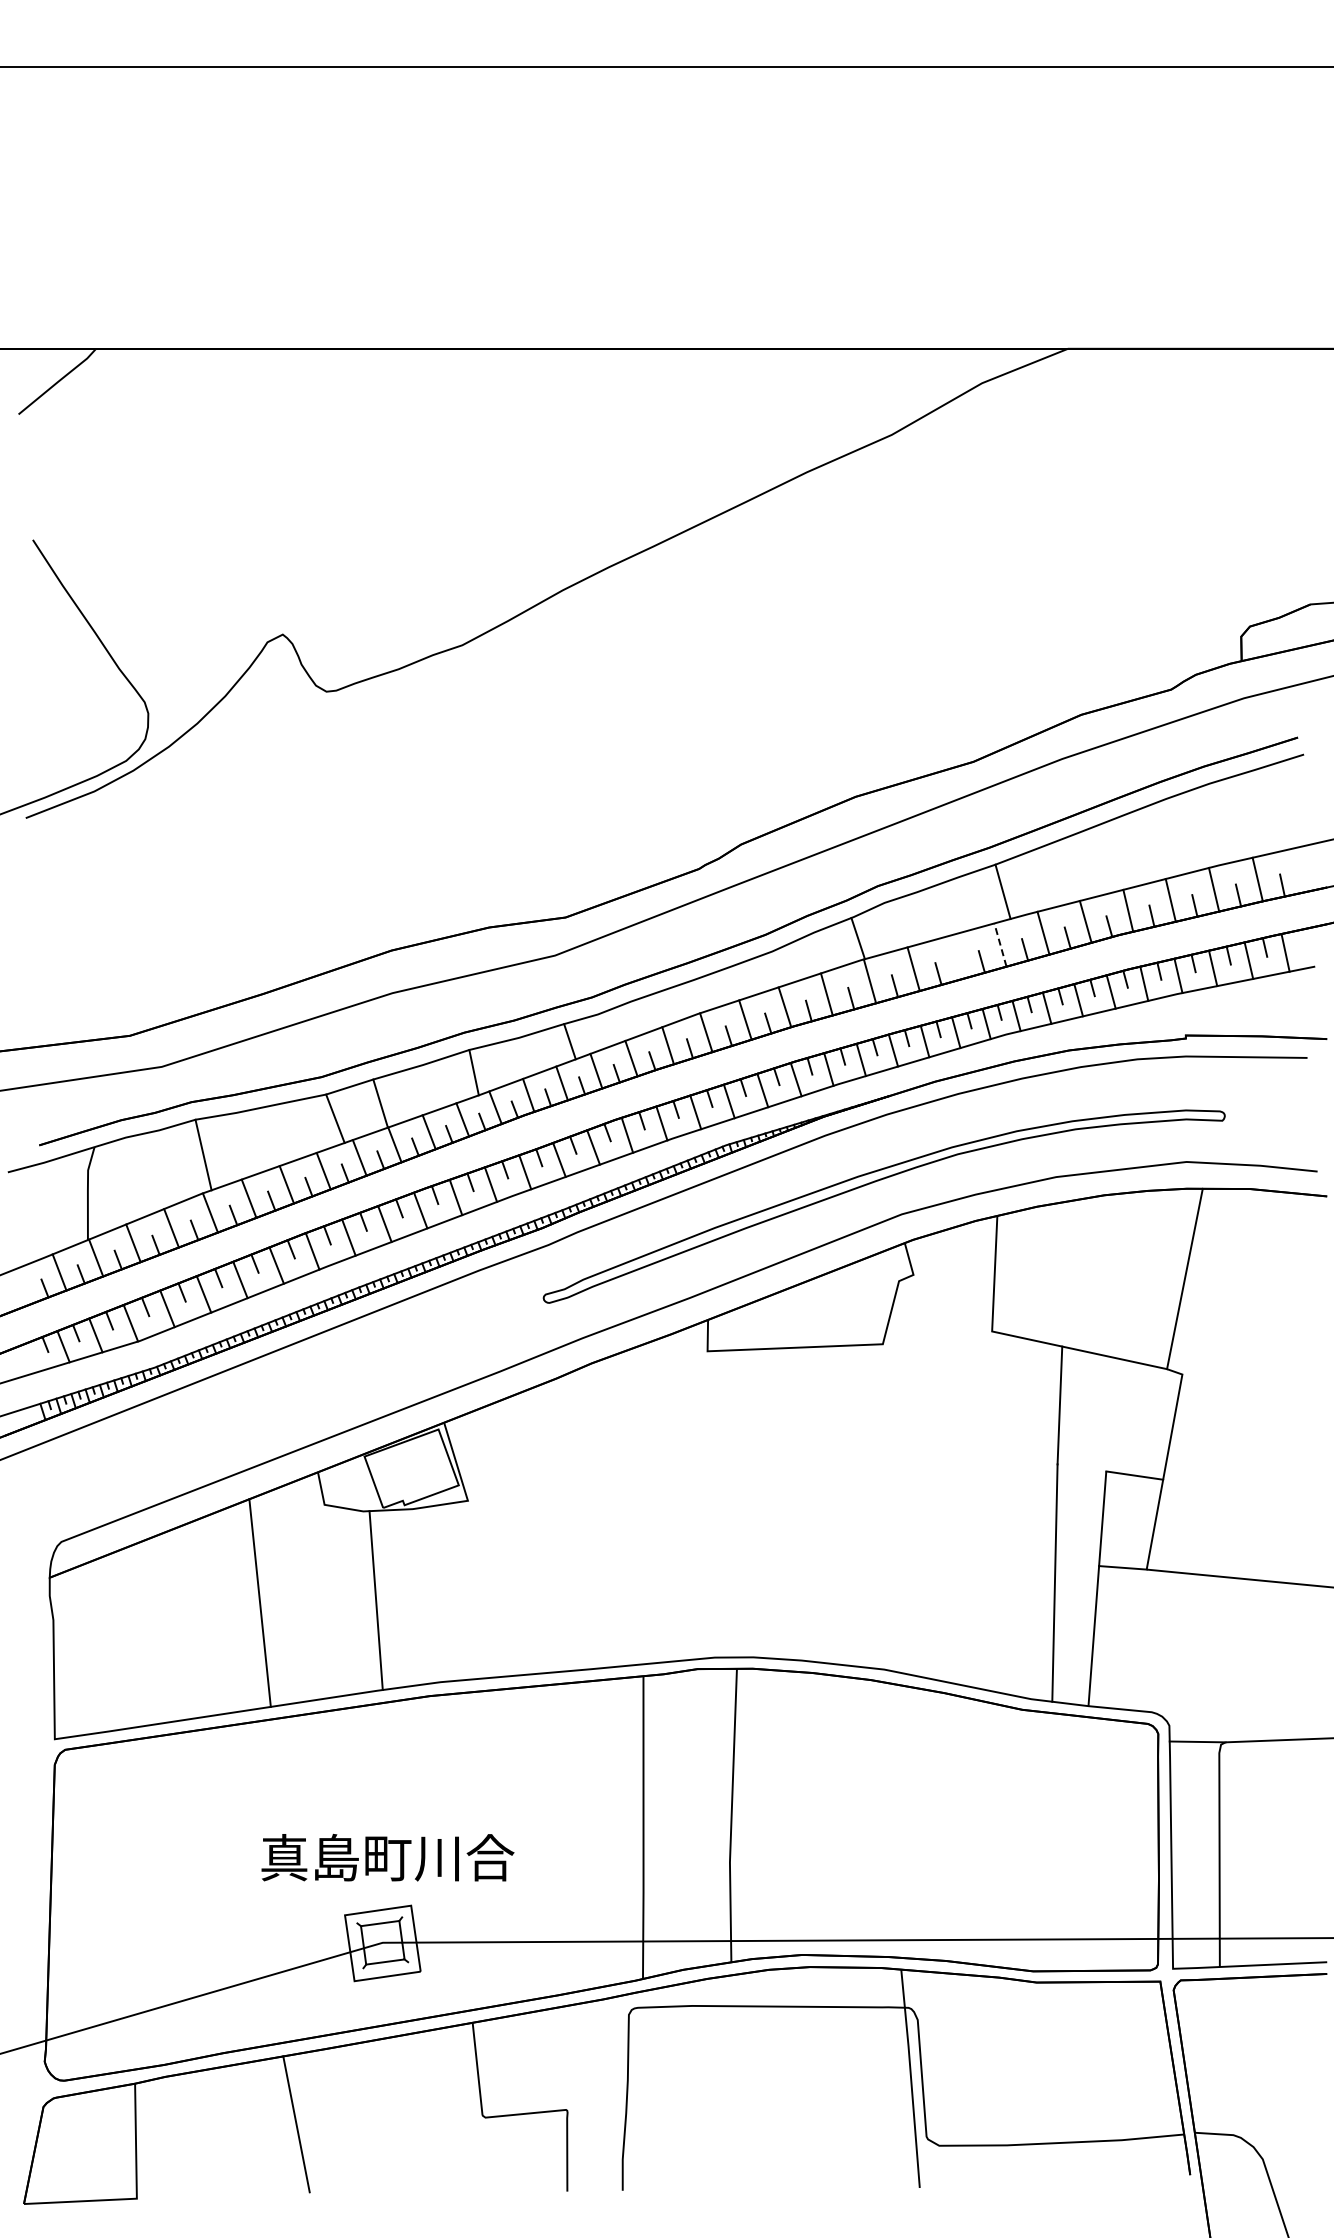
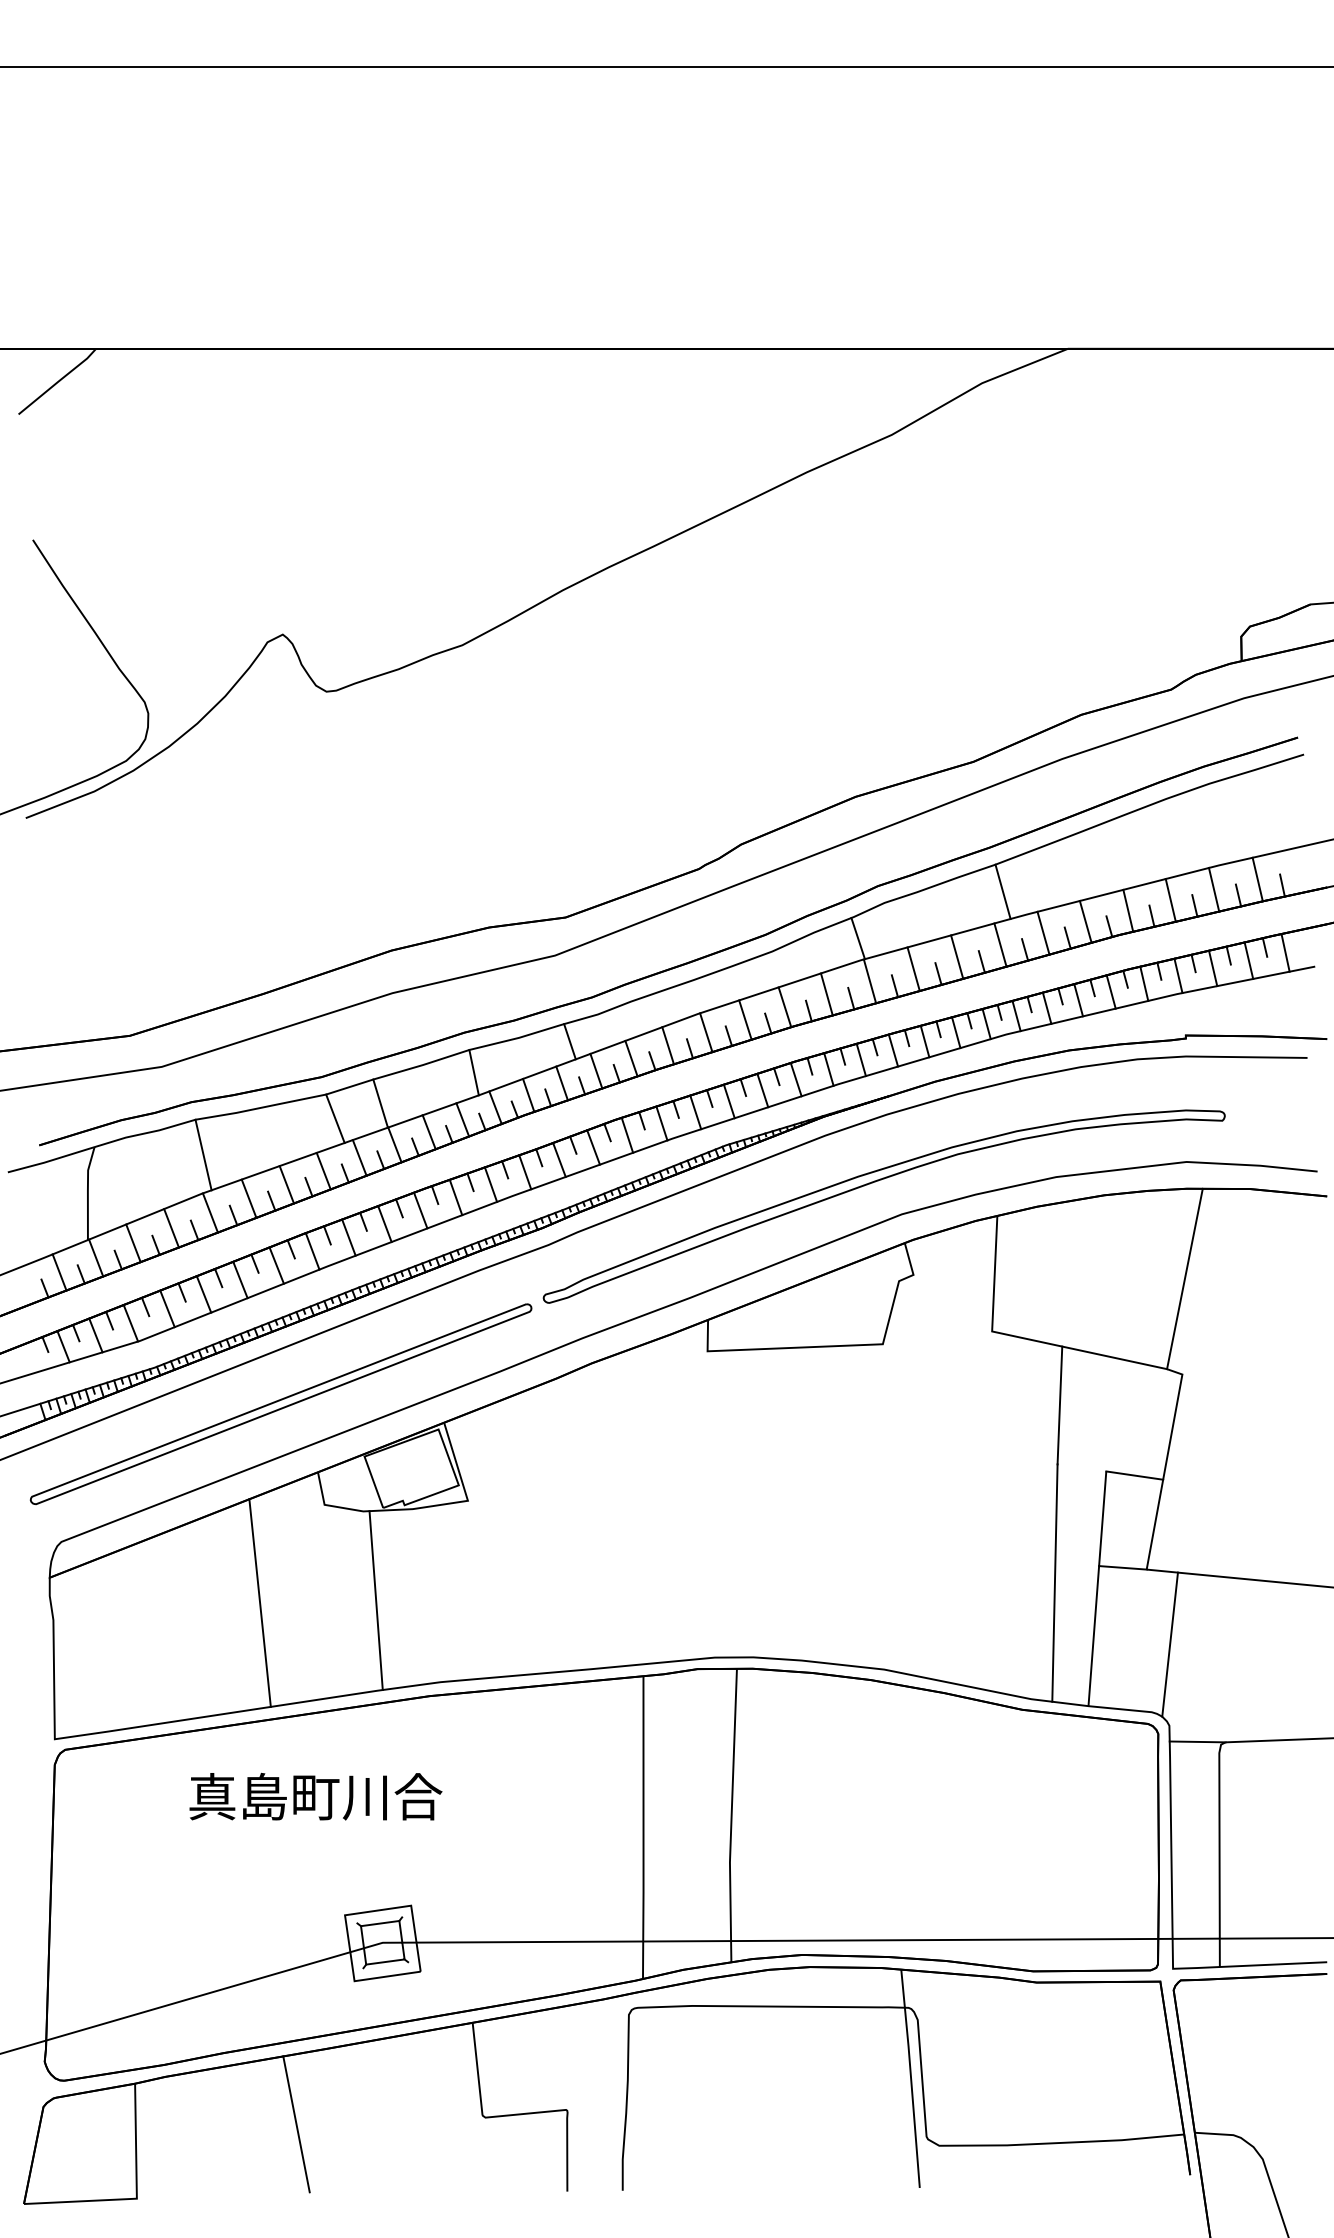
line: dashed -> solid (1000, 944)
line: none -> present (957, 956)
part: none -> present (280, 1404)
line: none -> present (1169, 1644)
text position: (387, 1857) -> (315, 1796) (315, 1796)
